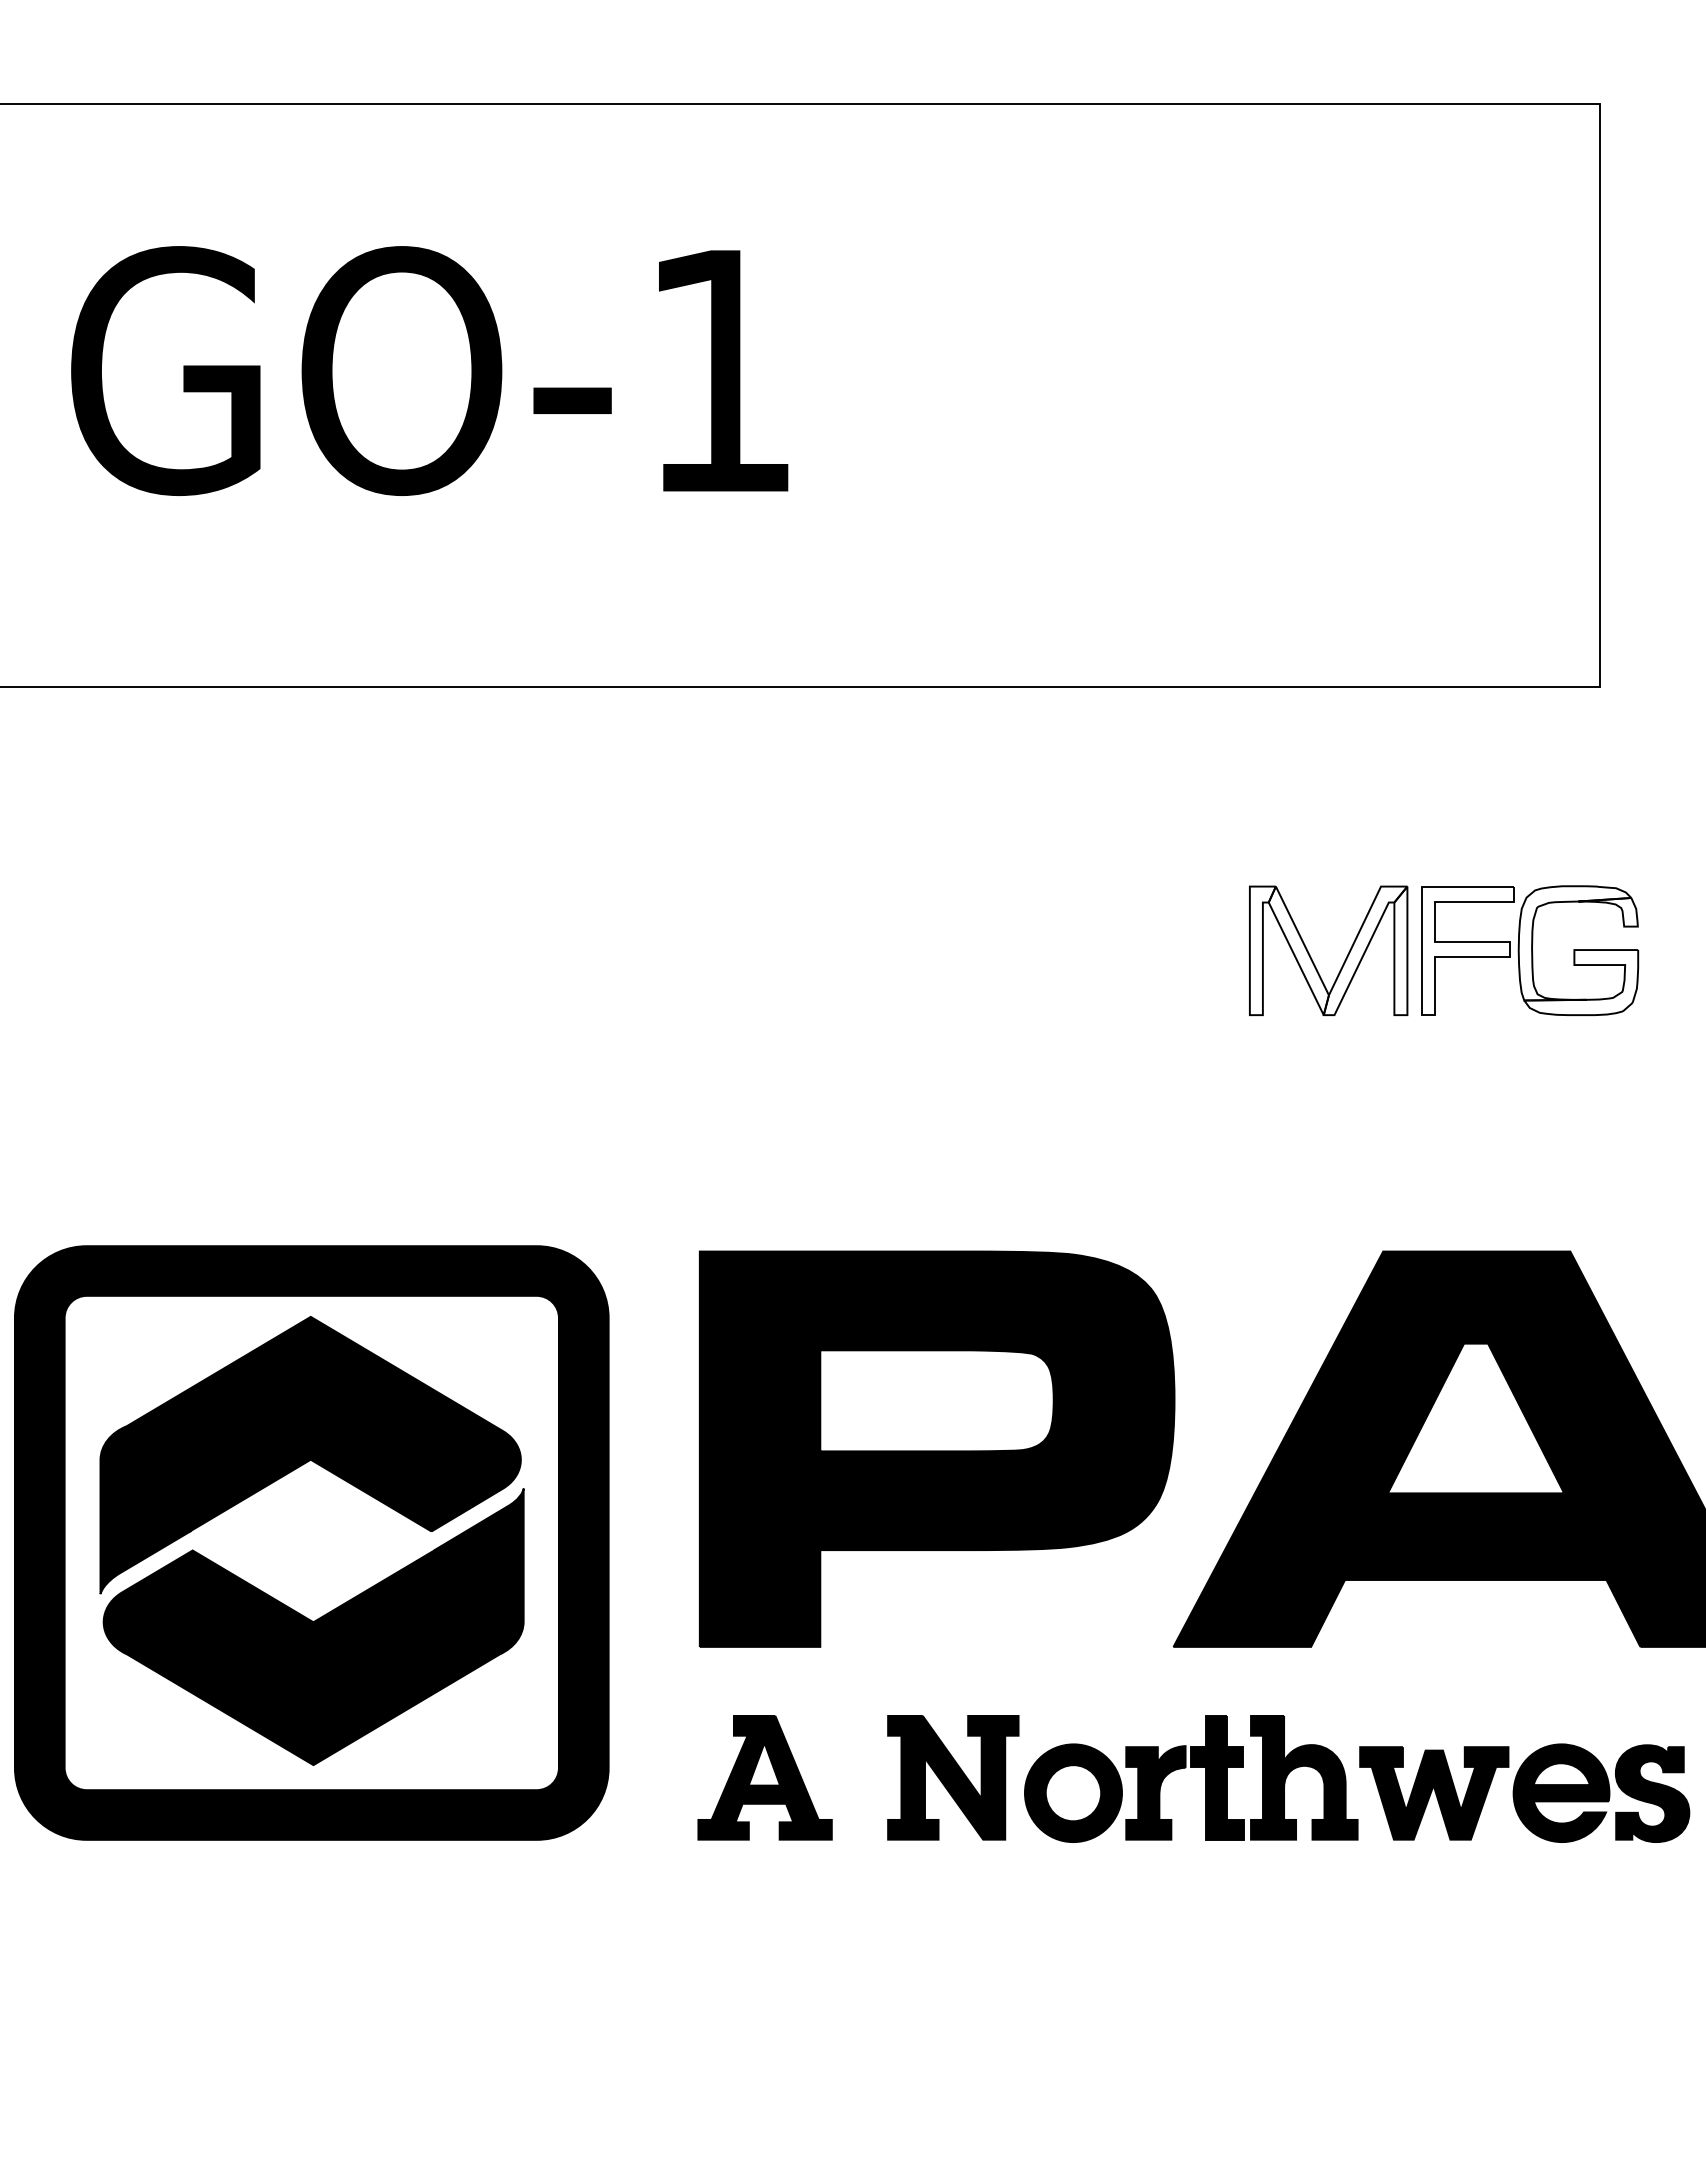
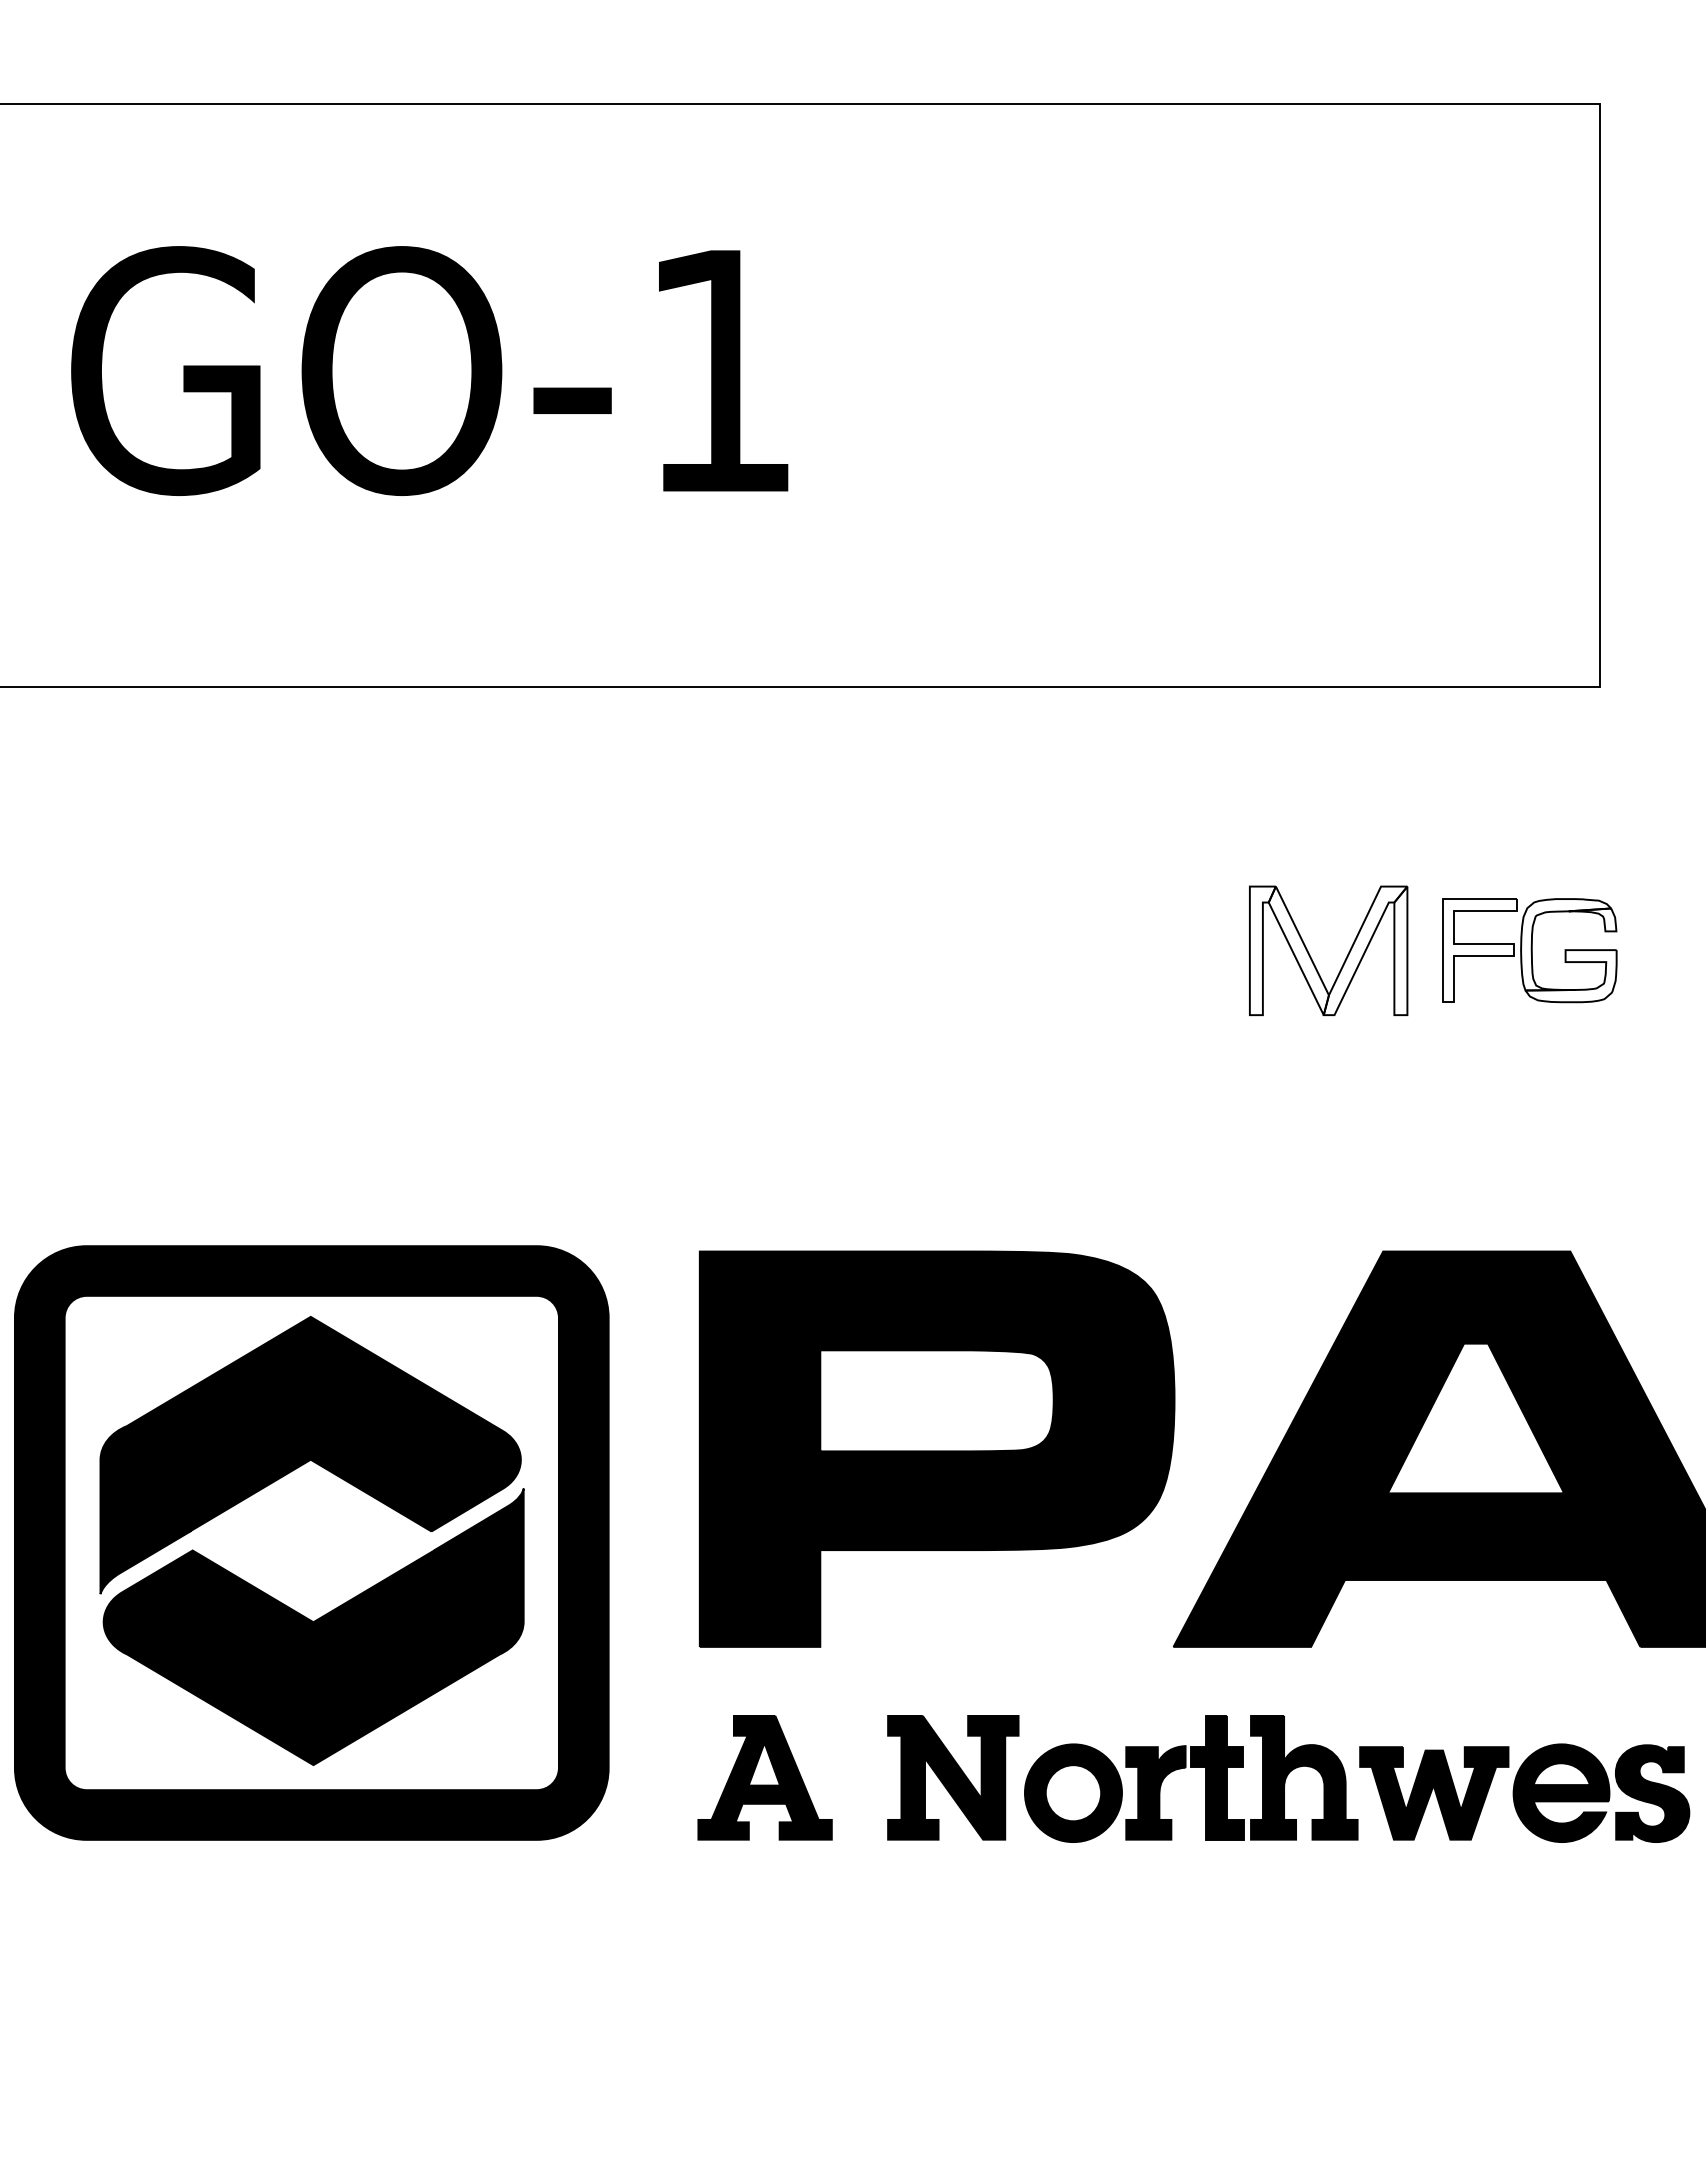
part size: 219x131 px -> 176x106 px (1529, 950)
